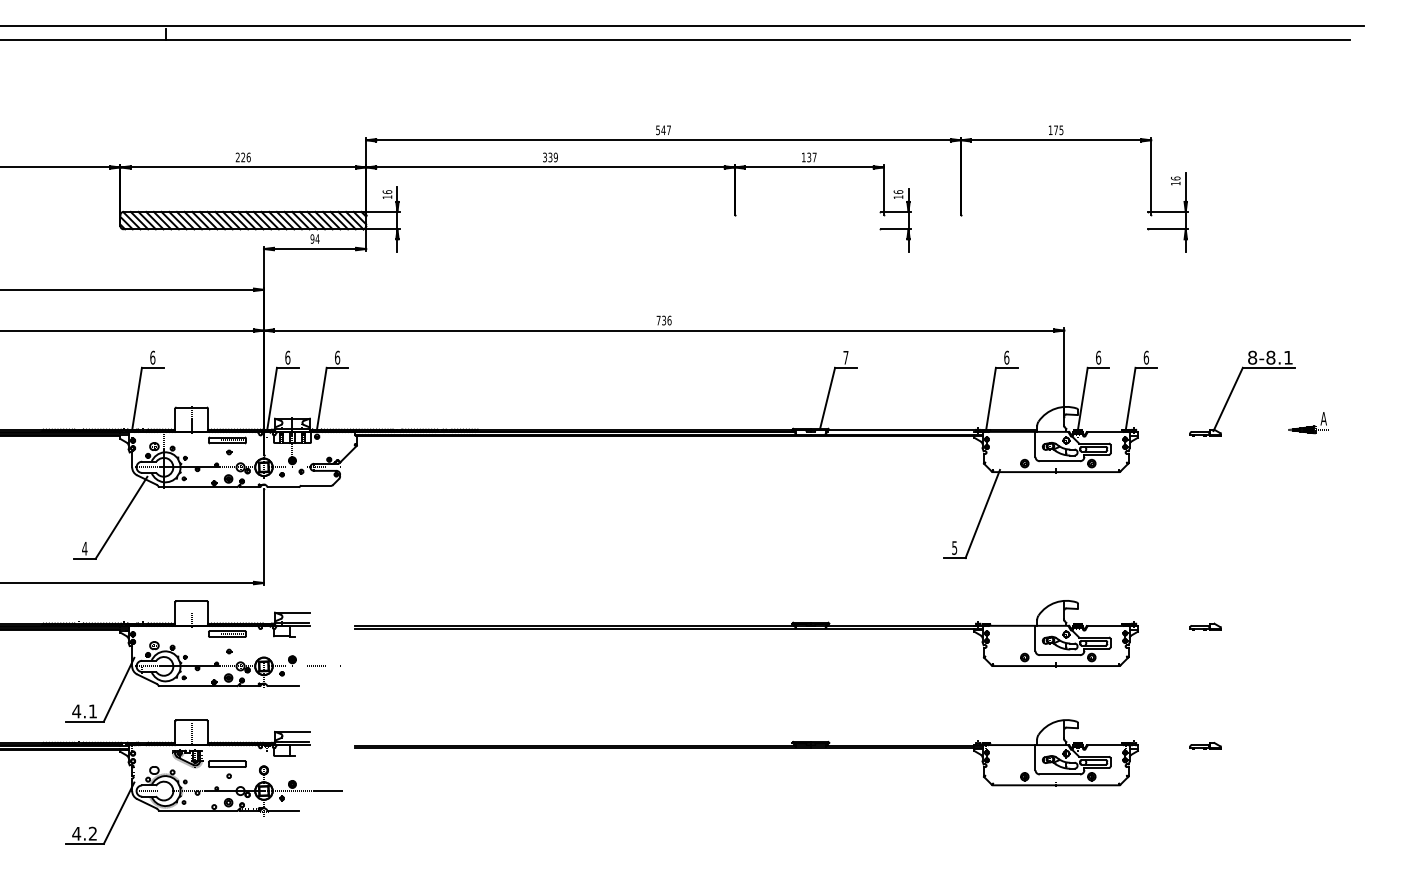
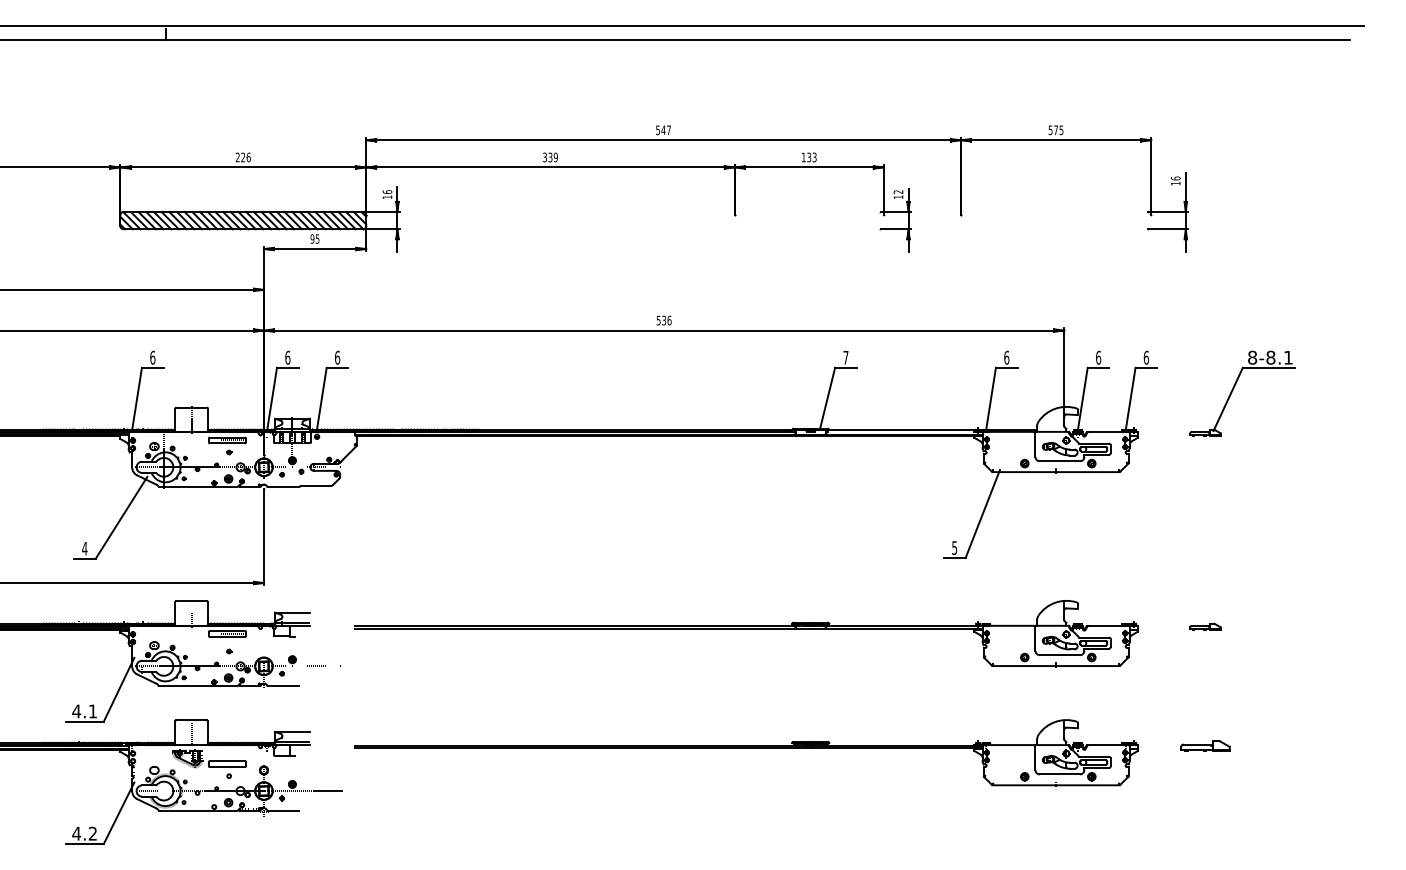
text: 175 -> 575 (1050, 130)
text: 137 -> 133 (814, 157)
text: 16 -> 12 (898, 191)
text: 94 -> 95 (317, 238)
text: 736 -> 536 (658, 320)
part: present -> none (1308, 423)
part size: 33x8 px -> 51x12 px (1205, 745)
